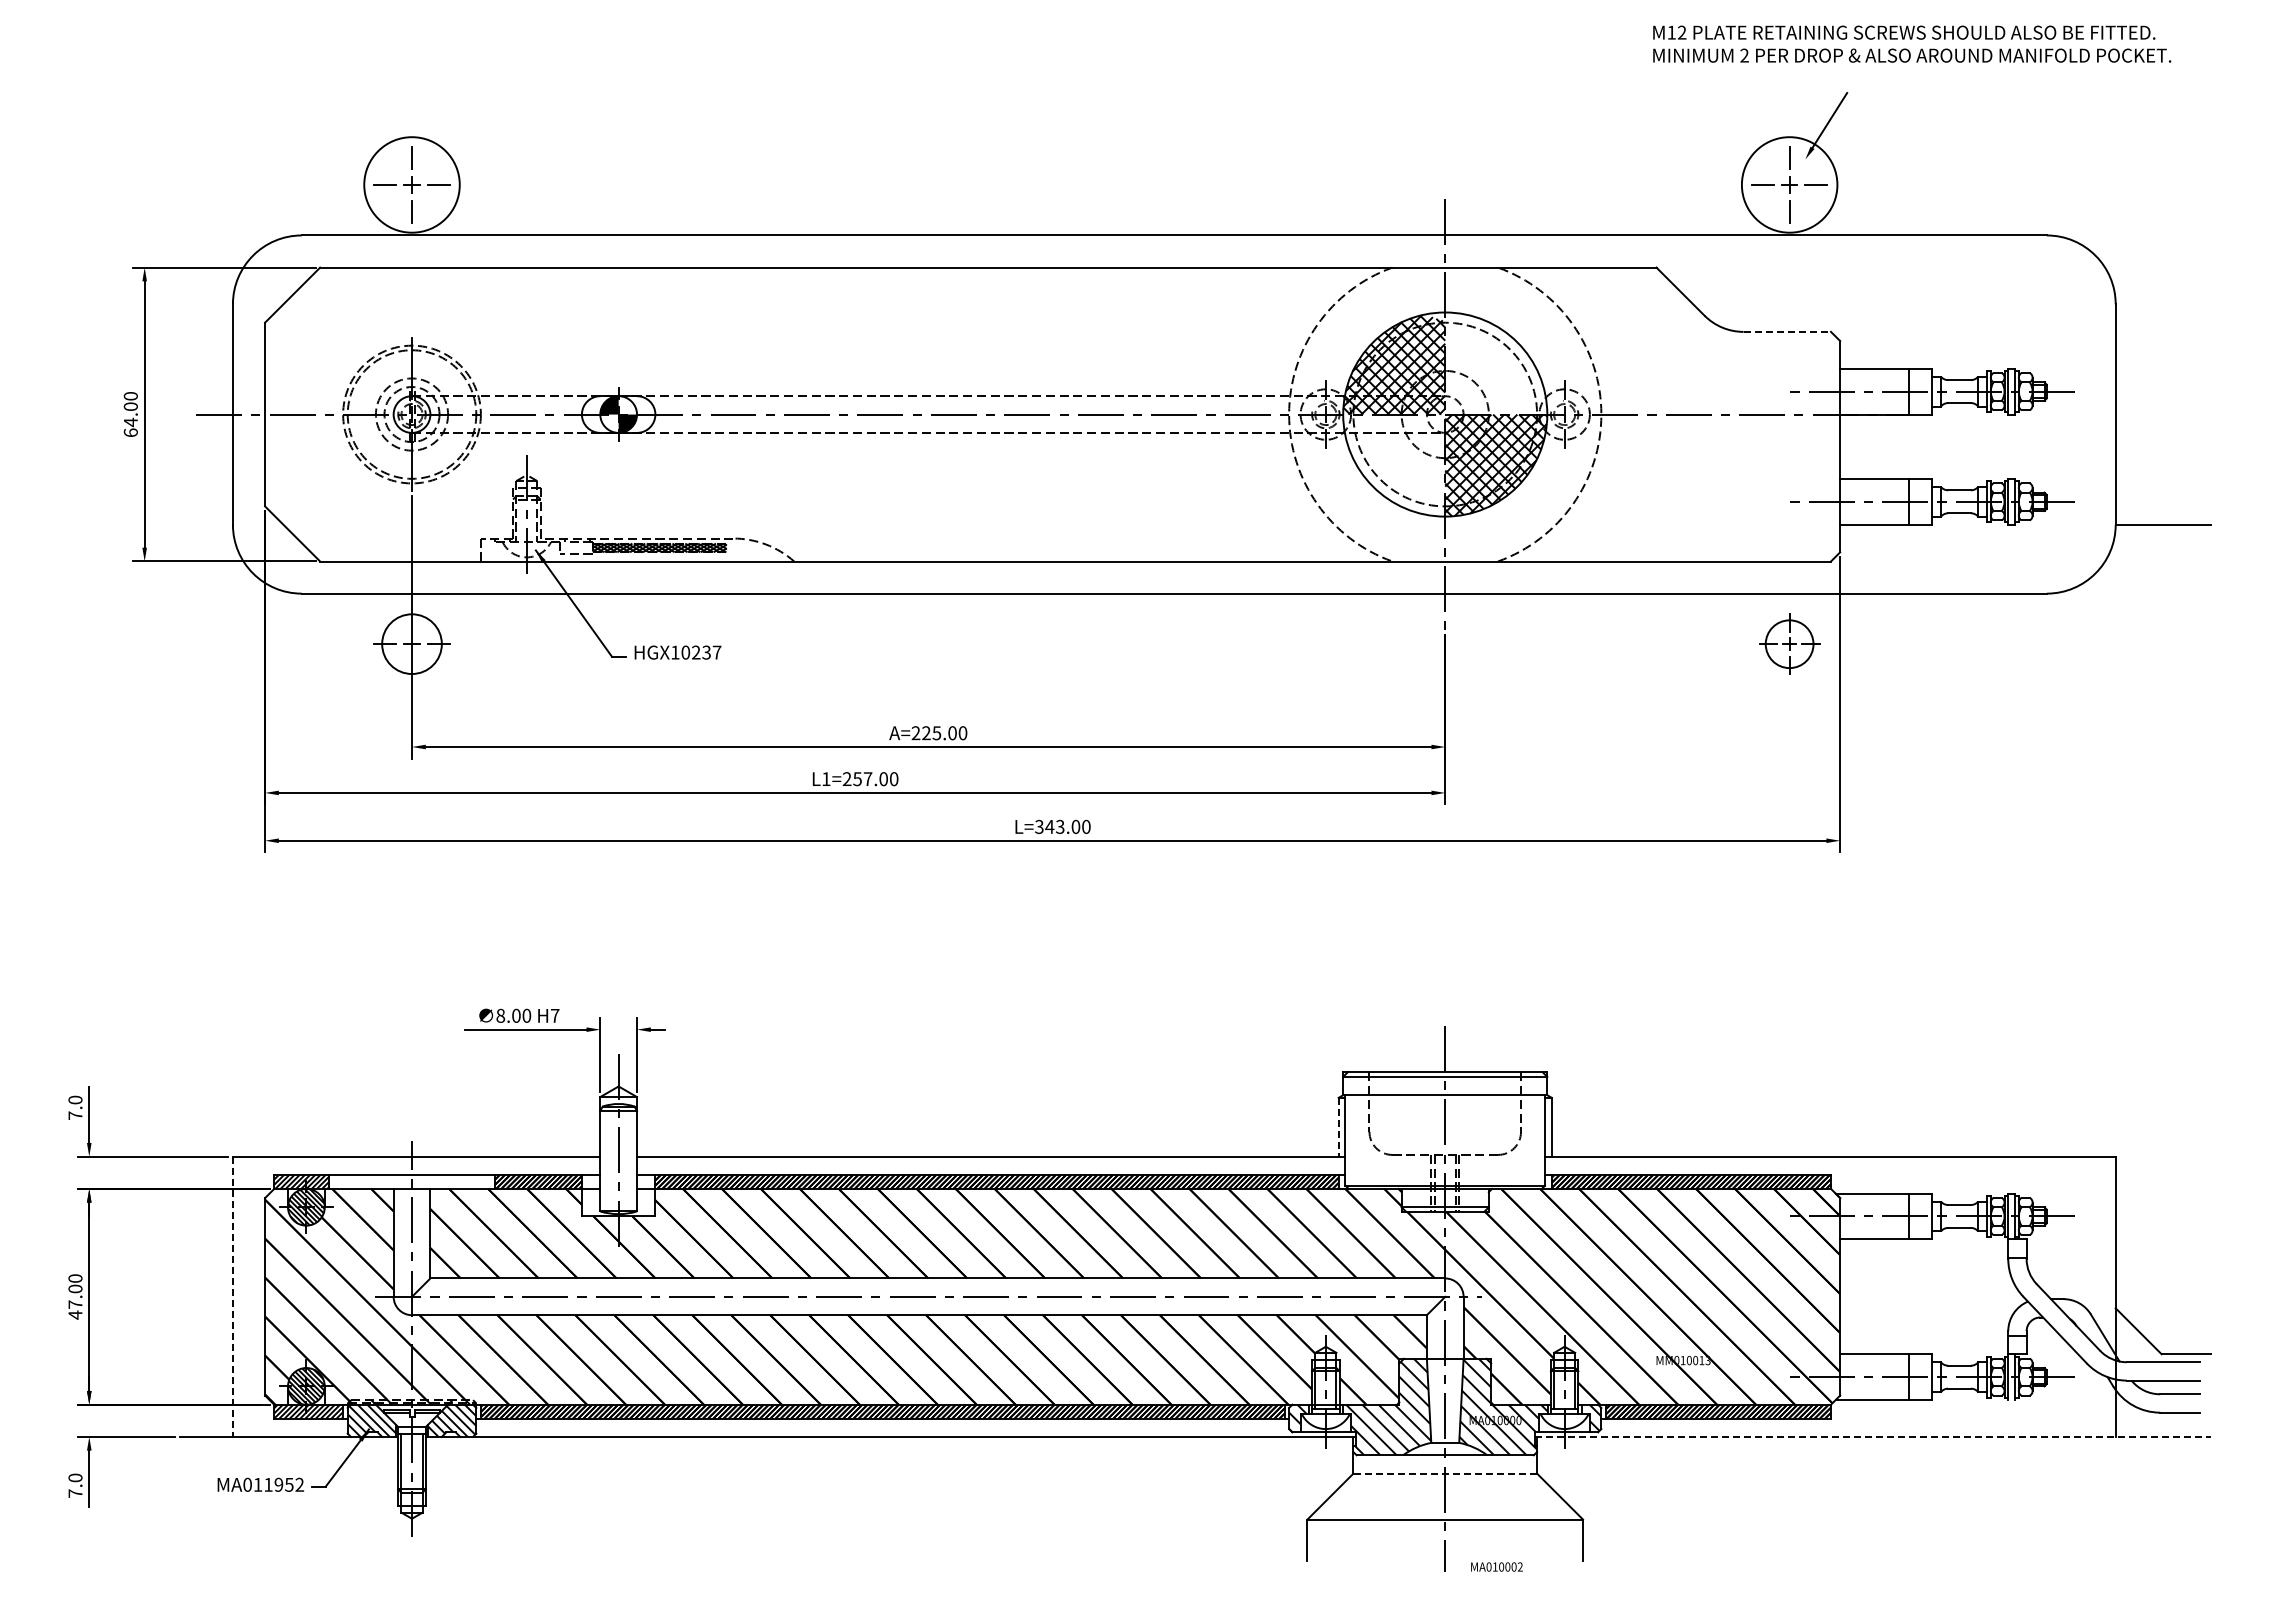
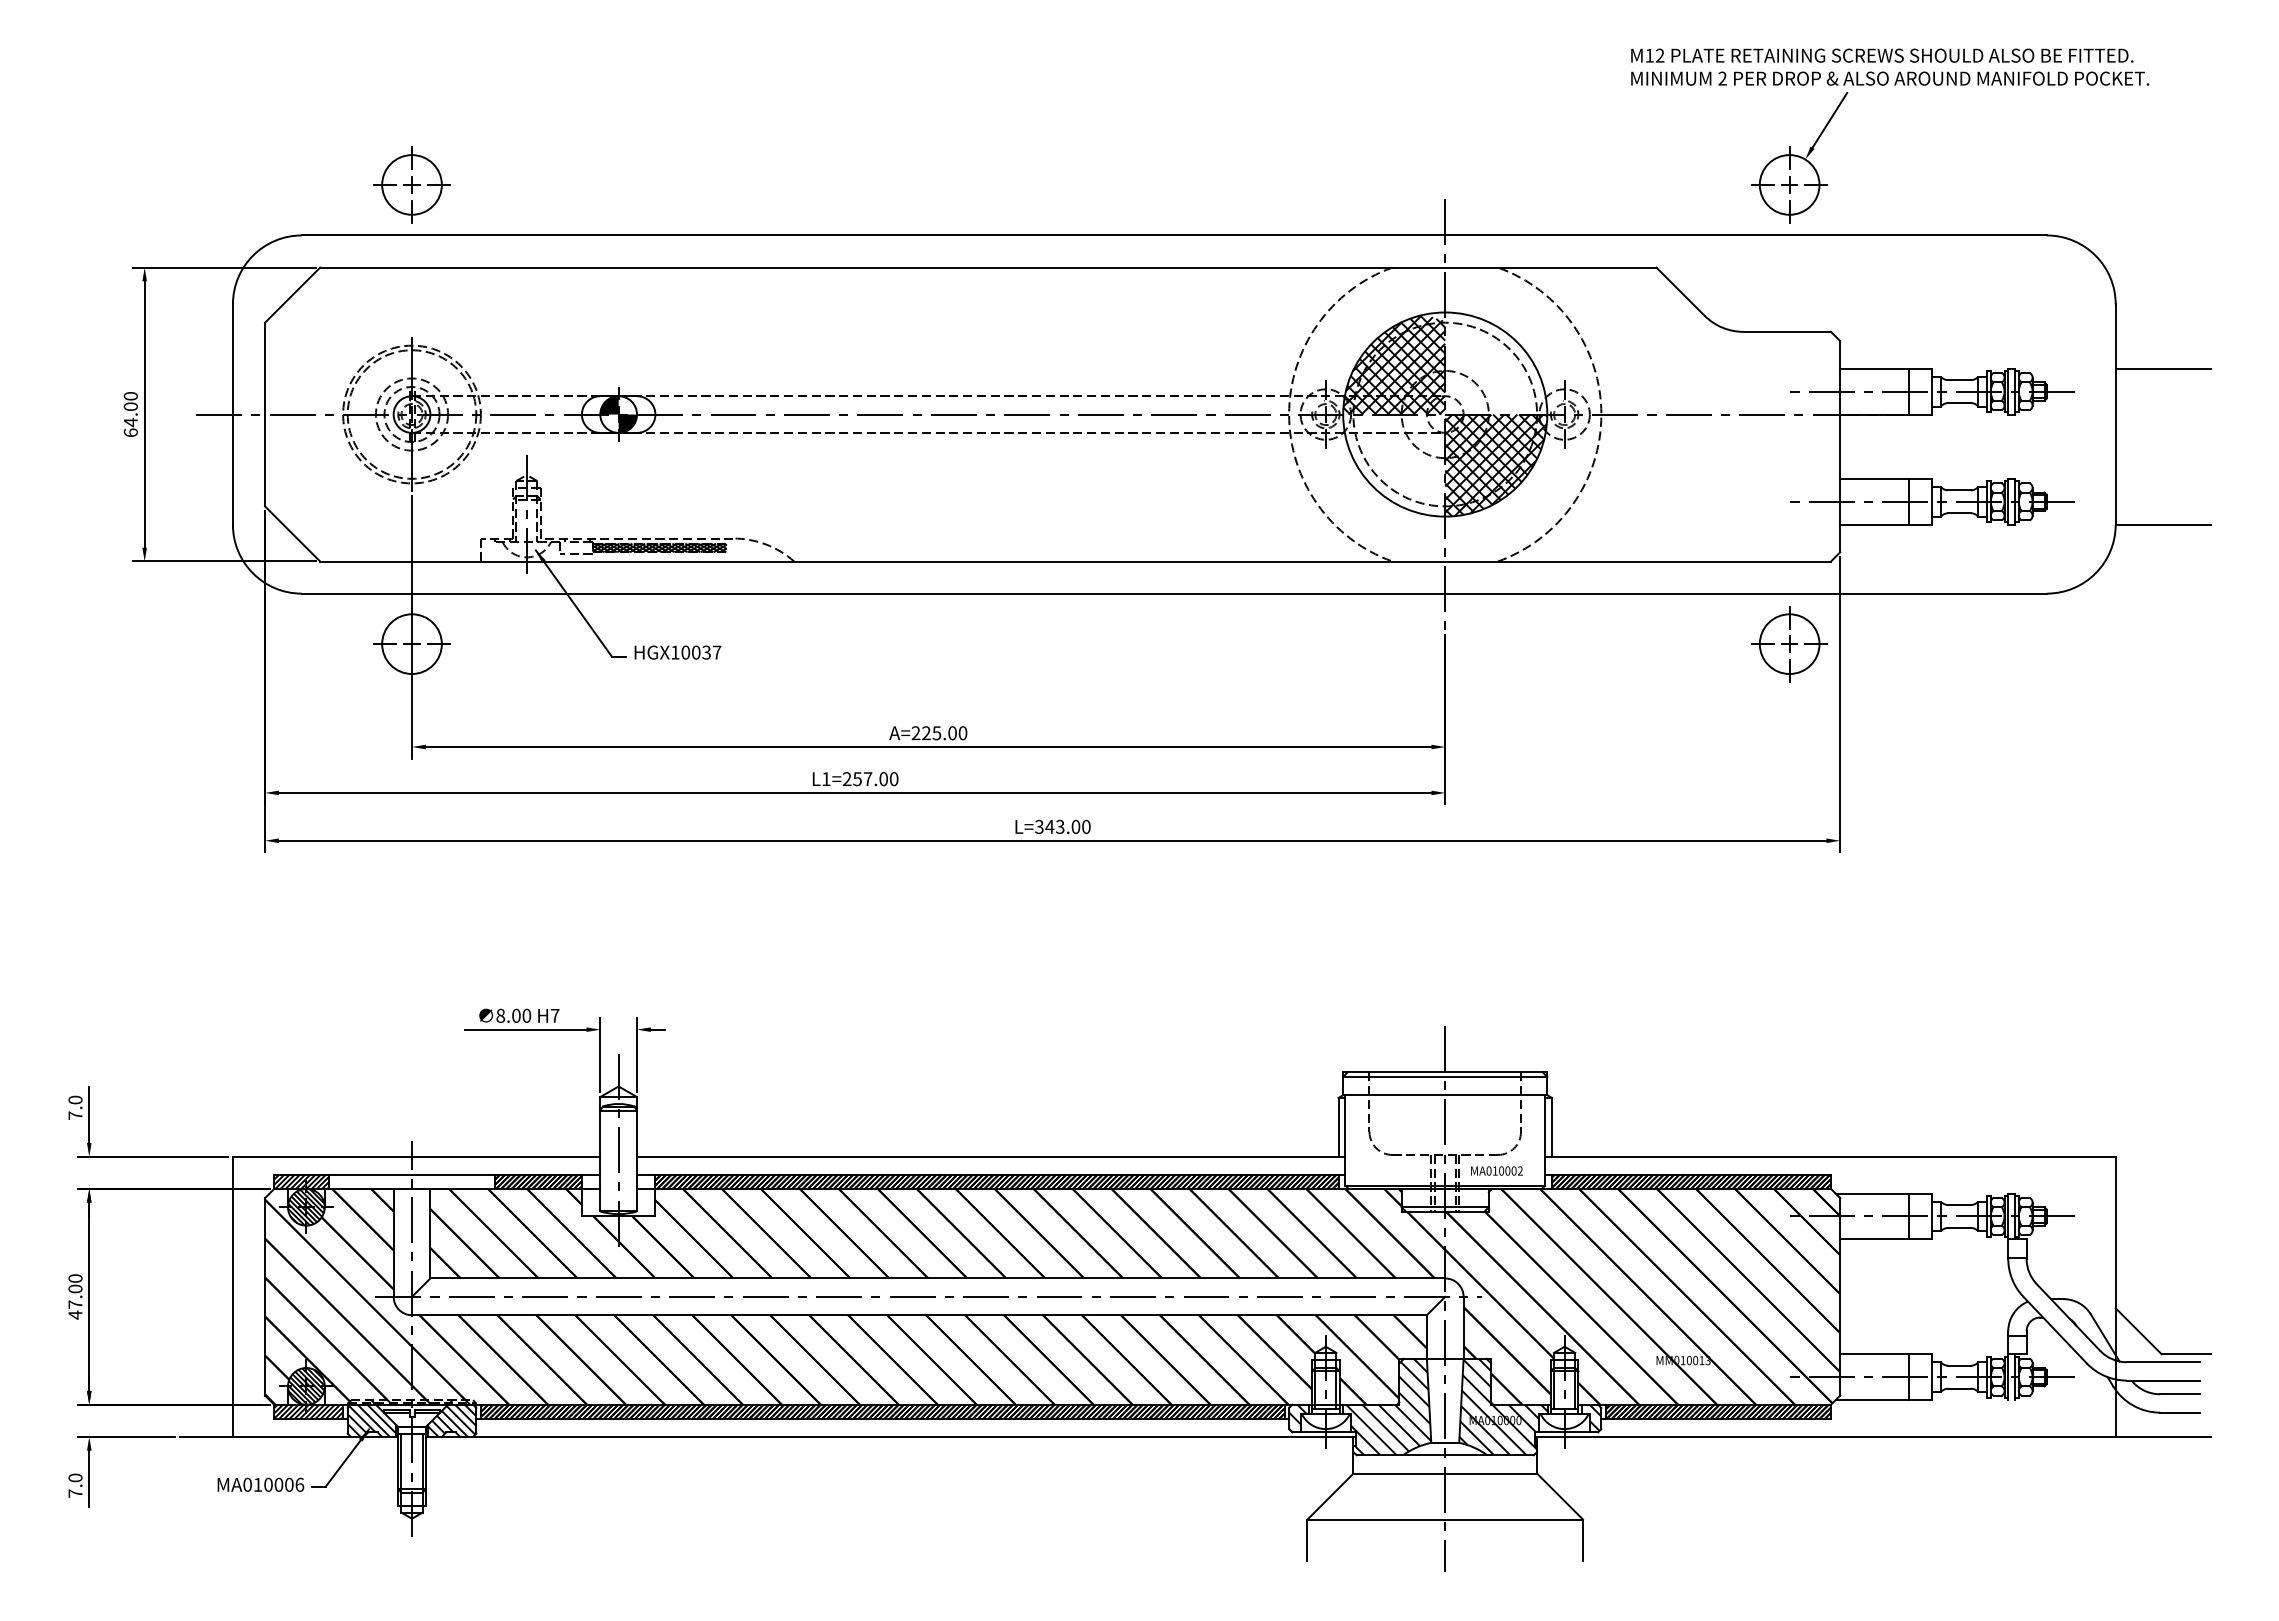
text position: (1912, 43) -> (1890, 66) (1890, 66)
circle diameter: 96 px -> 60 px (411, 184)
circle diameter: 96 px -> 60 px (1789, 184)
line: dashed -> solid (1787, 331)
line: none -> present (2162, 368)
part size: 62x62 px -> 77x77 px (1789, 644)
text: HGX10237 -> HGX10037 (696, 652)
line: dashed -> solid (1338, 1127)
line: dashed -> solid (232, 1297)
line: dashed -> solid (1872, 1436)
line: dashed -> solid (1445, 1473)
text: MA011952 -> MA010006 (284, 1484)
text position: (1496, 1566) -> (1496, 1170) (1496, 1170)
